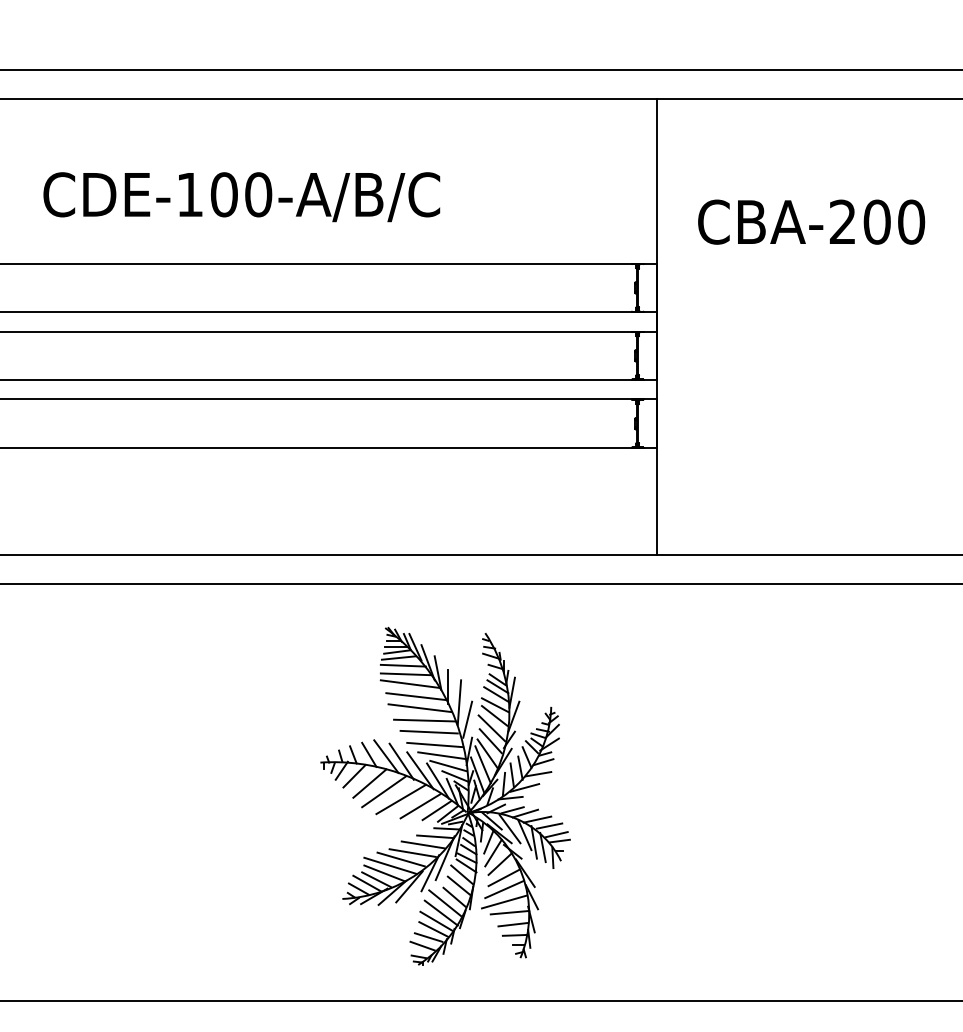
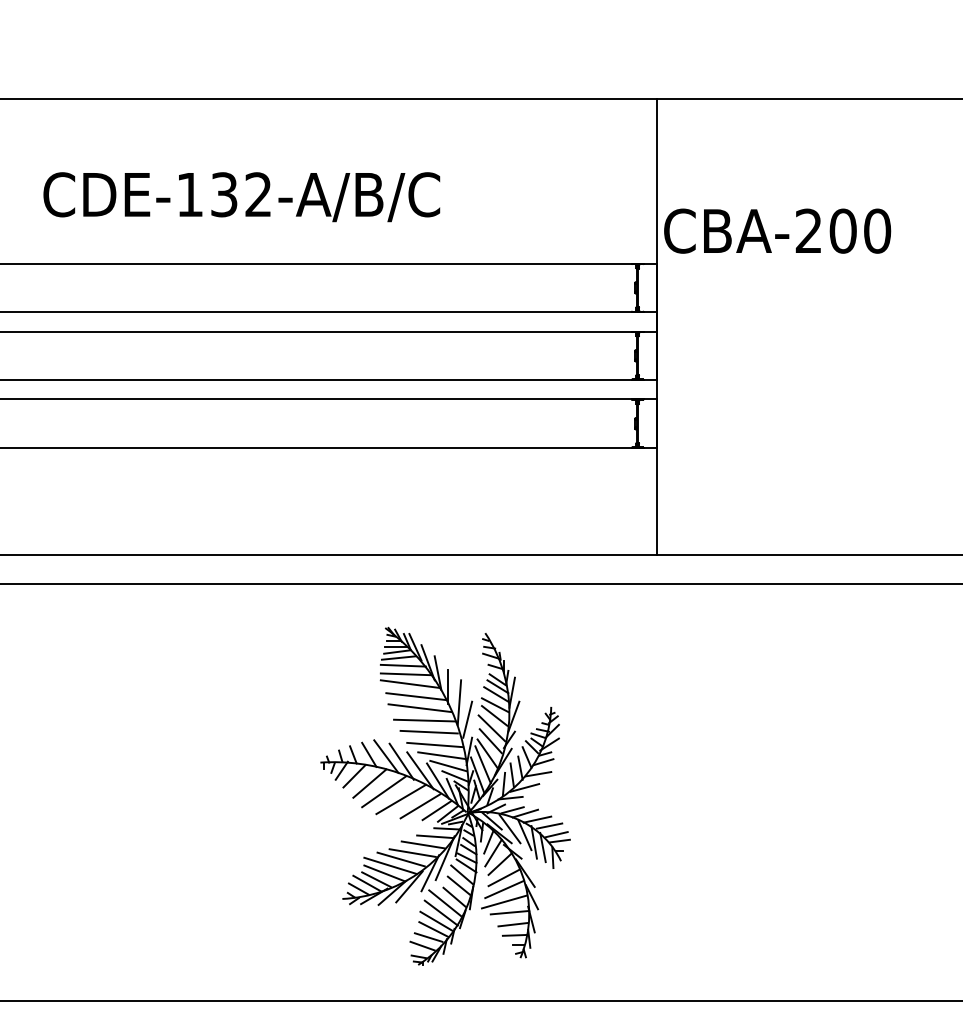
line: present -> none (480, 69)
text: CDE-100-A/B/C -> CDE-132-A/B/C (241, 194)
text position: (811, 221) -> (777, 230) (777, 230)
